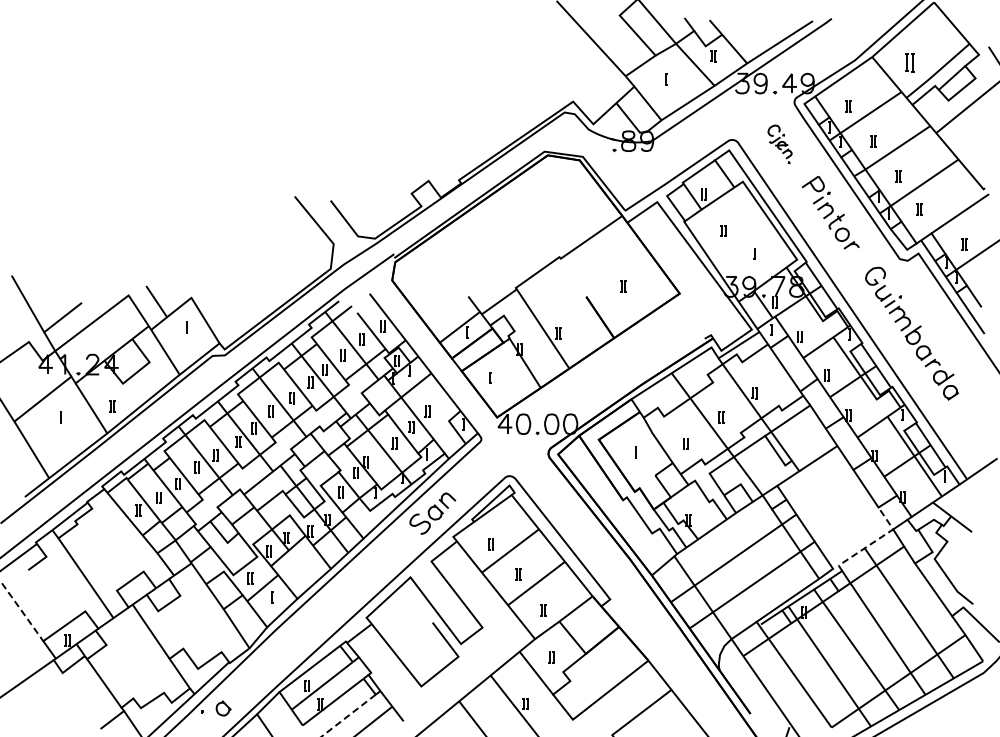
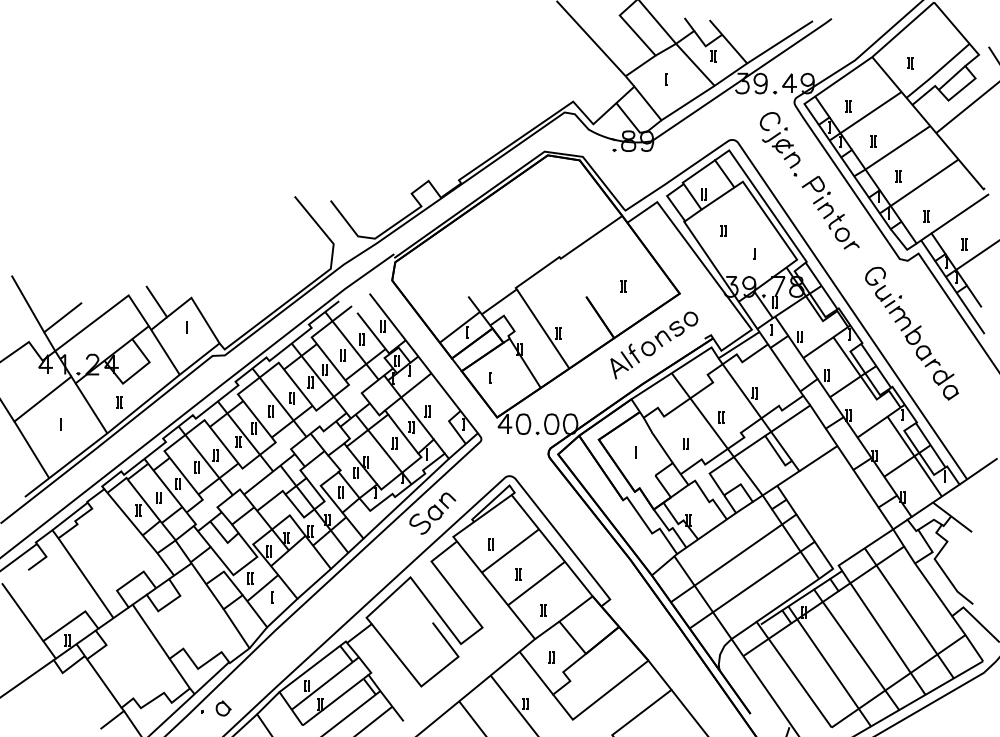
part size: 10x20 px -> 7x13 px (910, 63)
part size: 26x40 px -> 42x65 px (779, 144)
part position: (919, 209) -> (926, 216) (926, 216)
part: none -> present (654, 345)
part position: (112, 406) -> (119, 402) (119, 402)
line position: (60, 417) -> (60, 424) (60, 424)
line: dashed -> solid (874, 542)
line: dashed -> solid (22, 612)
line: dashed -> solid (349, 715)
